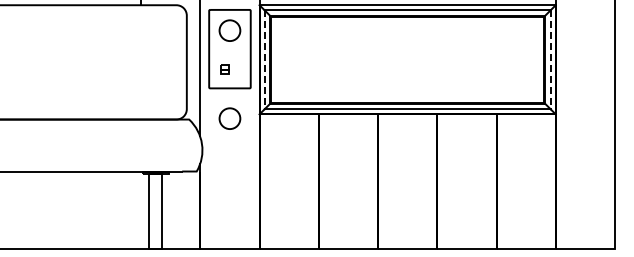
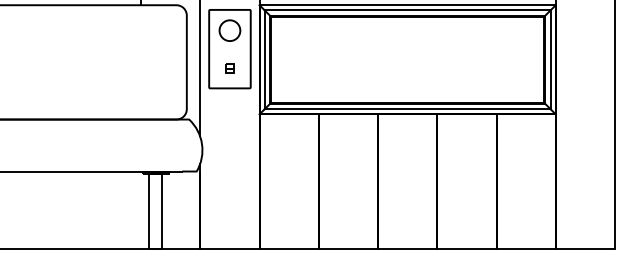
line: dashed -> solid (264, 60)
line: dashed -> solid (550, 60)
part position: (224, 69) -> (229, 68) (229, 68)
circle: present -> none (229, 118)
